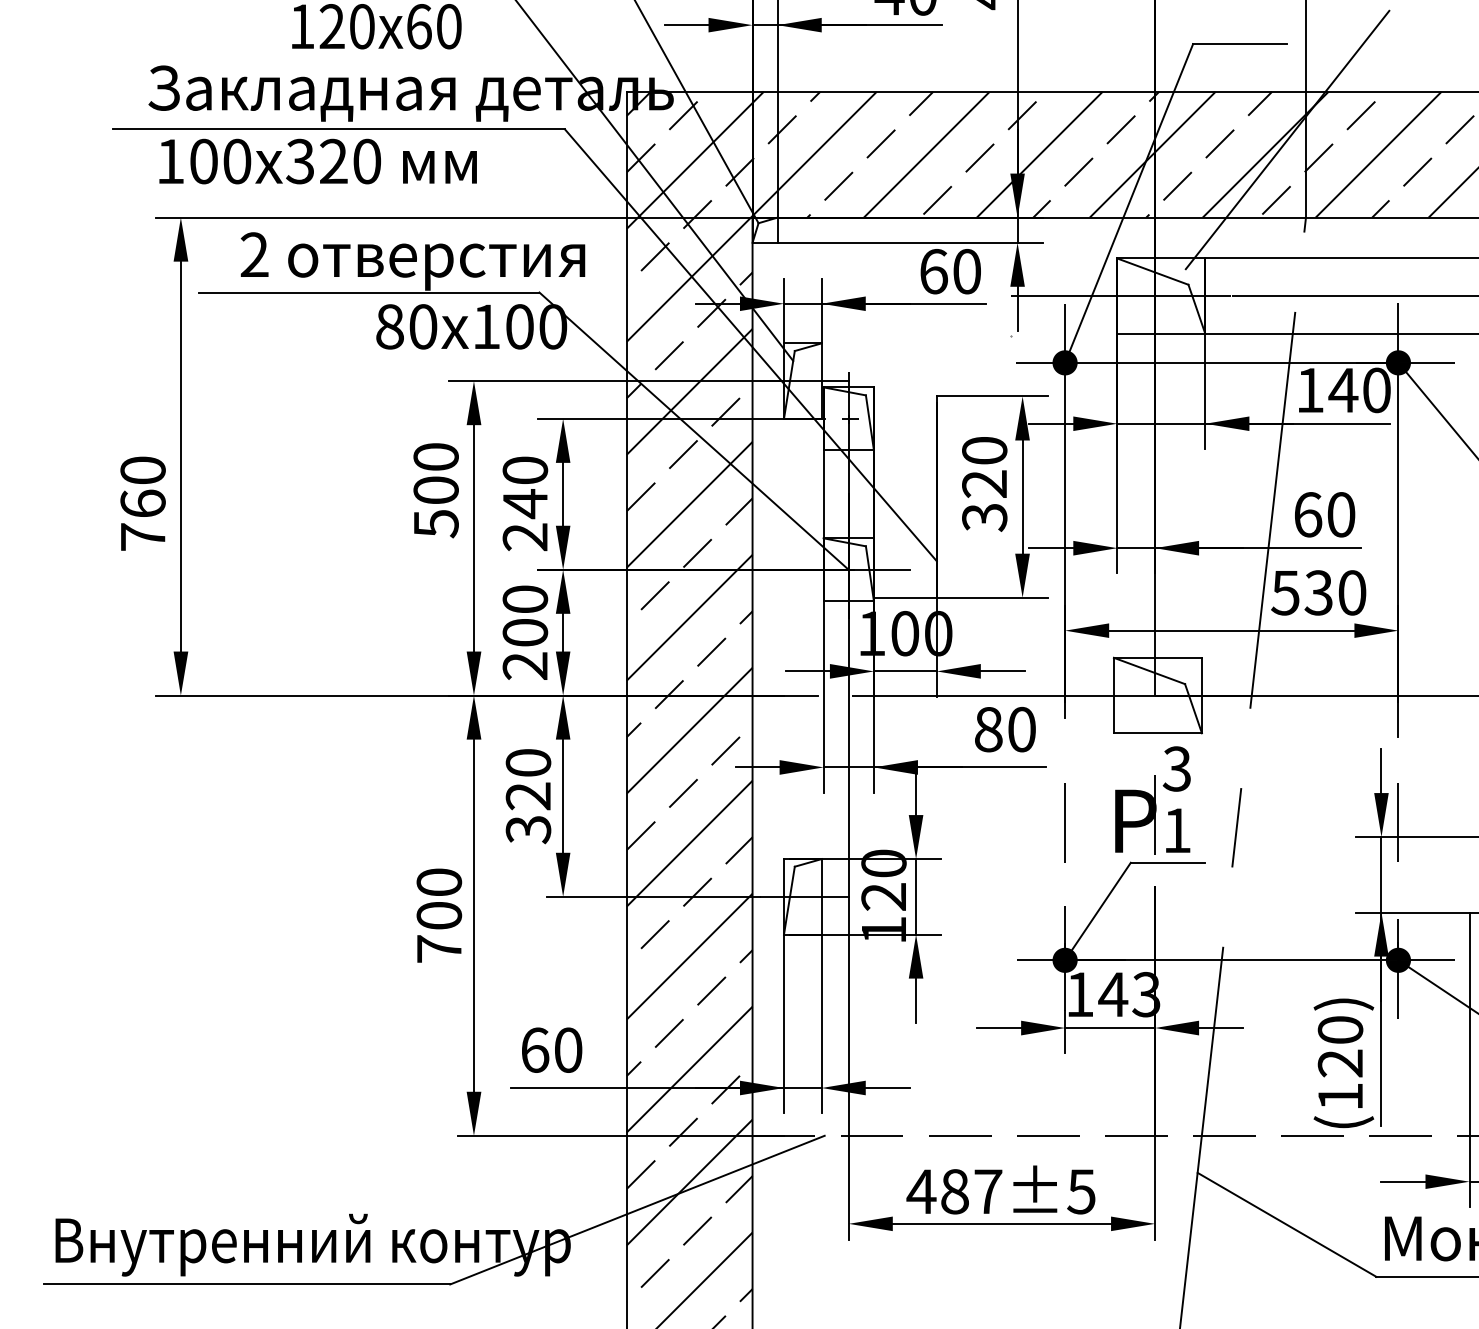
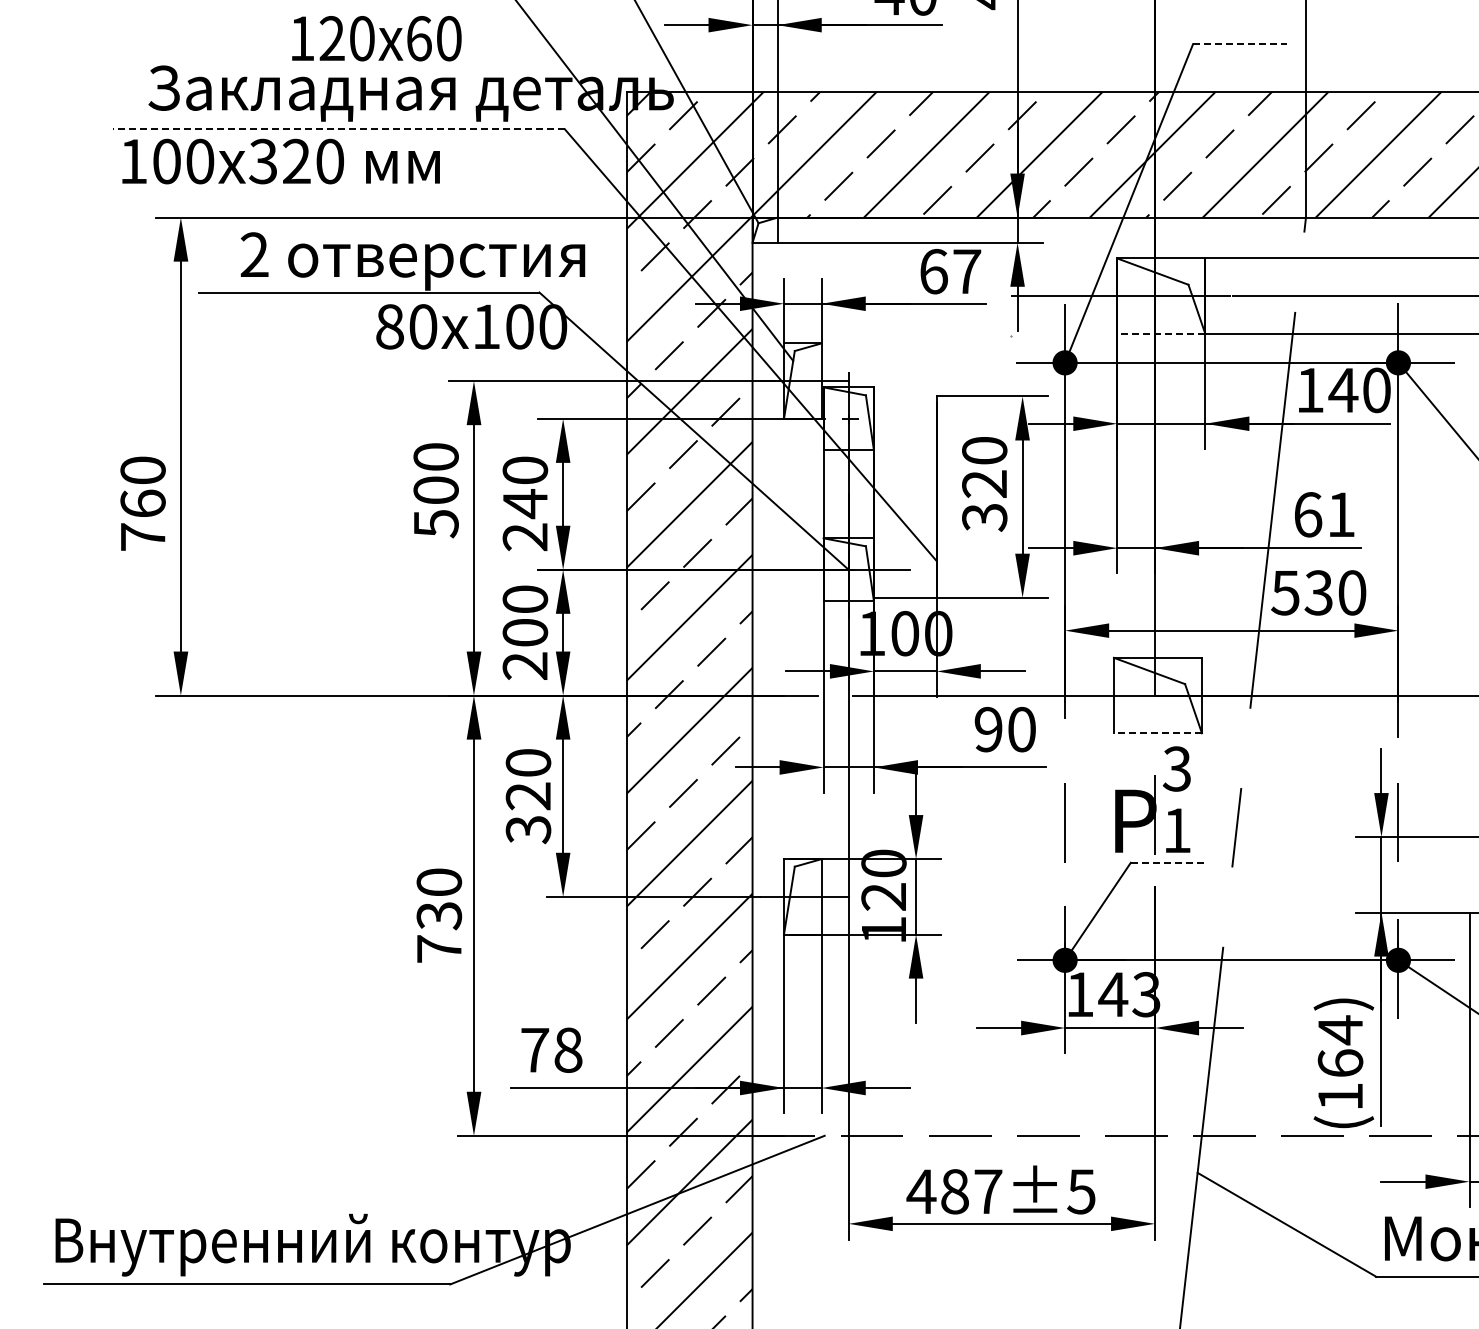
text position: (376, 26) -> (376, 38) (376, 38)
line: solid -> dashed (1240, 44)
line: solid -> dashed (338, 129)
line: present -> none (1287, 139)
text position: (317, 161) -> (280, 161) (280, 161)
text: 60 -> 67 (967, 271)
line: solid -> dashed (1160, 333)
text: 60 -> 61 (1341, 514)
text: 80 -> 90 (988, 729)
line: solid -> dashed (1157, 733)
line: solid -> dashed (1167, 862)
text: 700 -> 730 (438, 916)
text: (120) -> (164) (1340, 1046)
text: 60 -> 78 (551, 1049)
